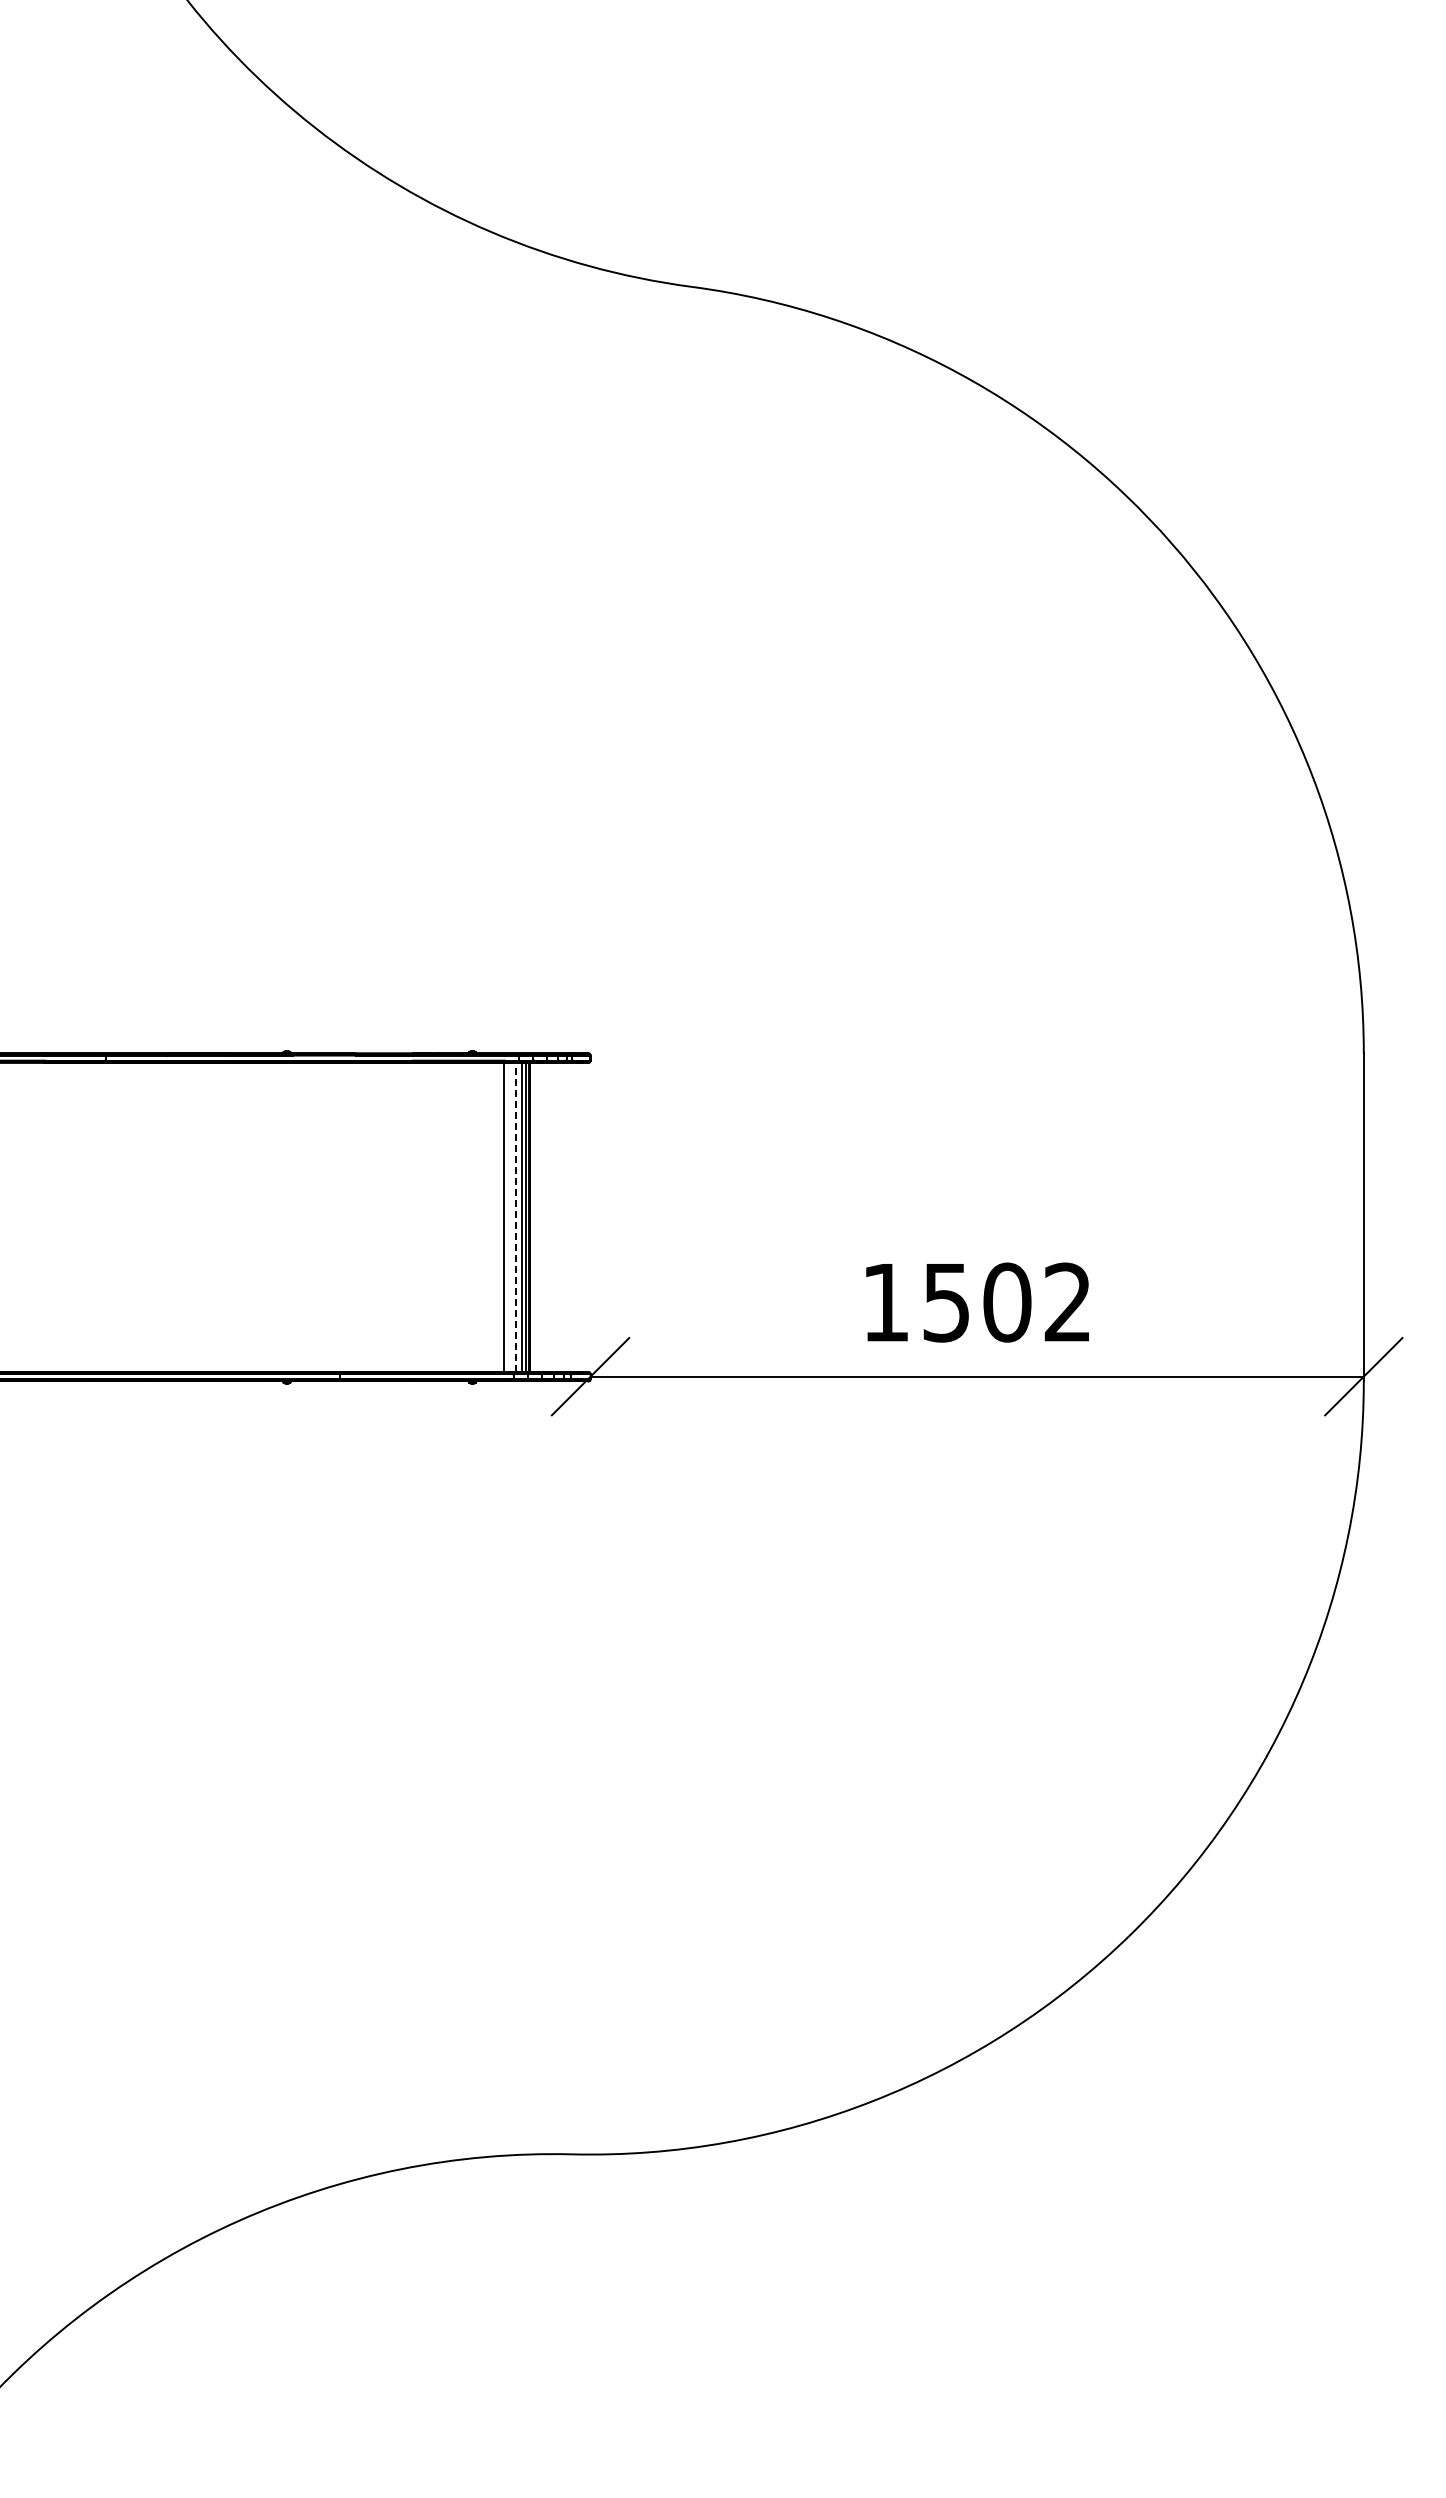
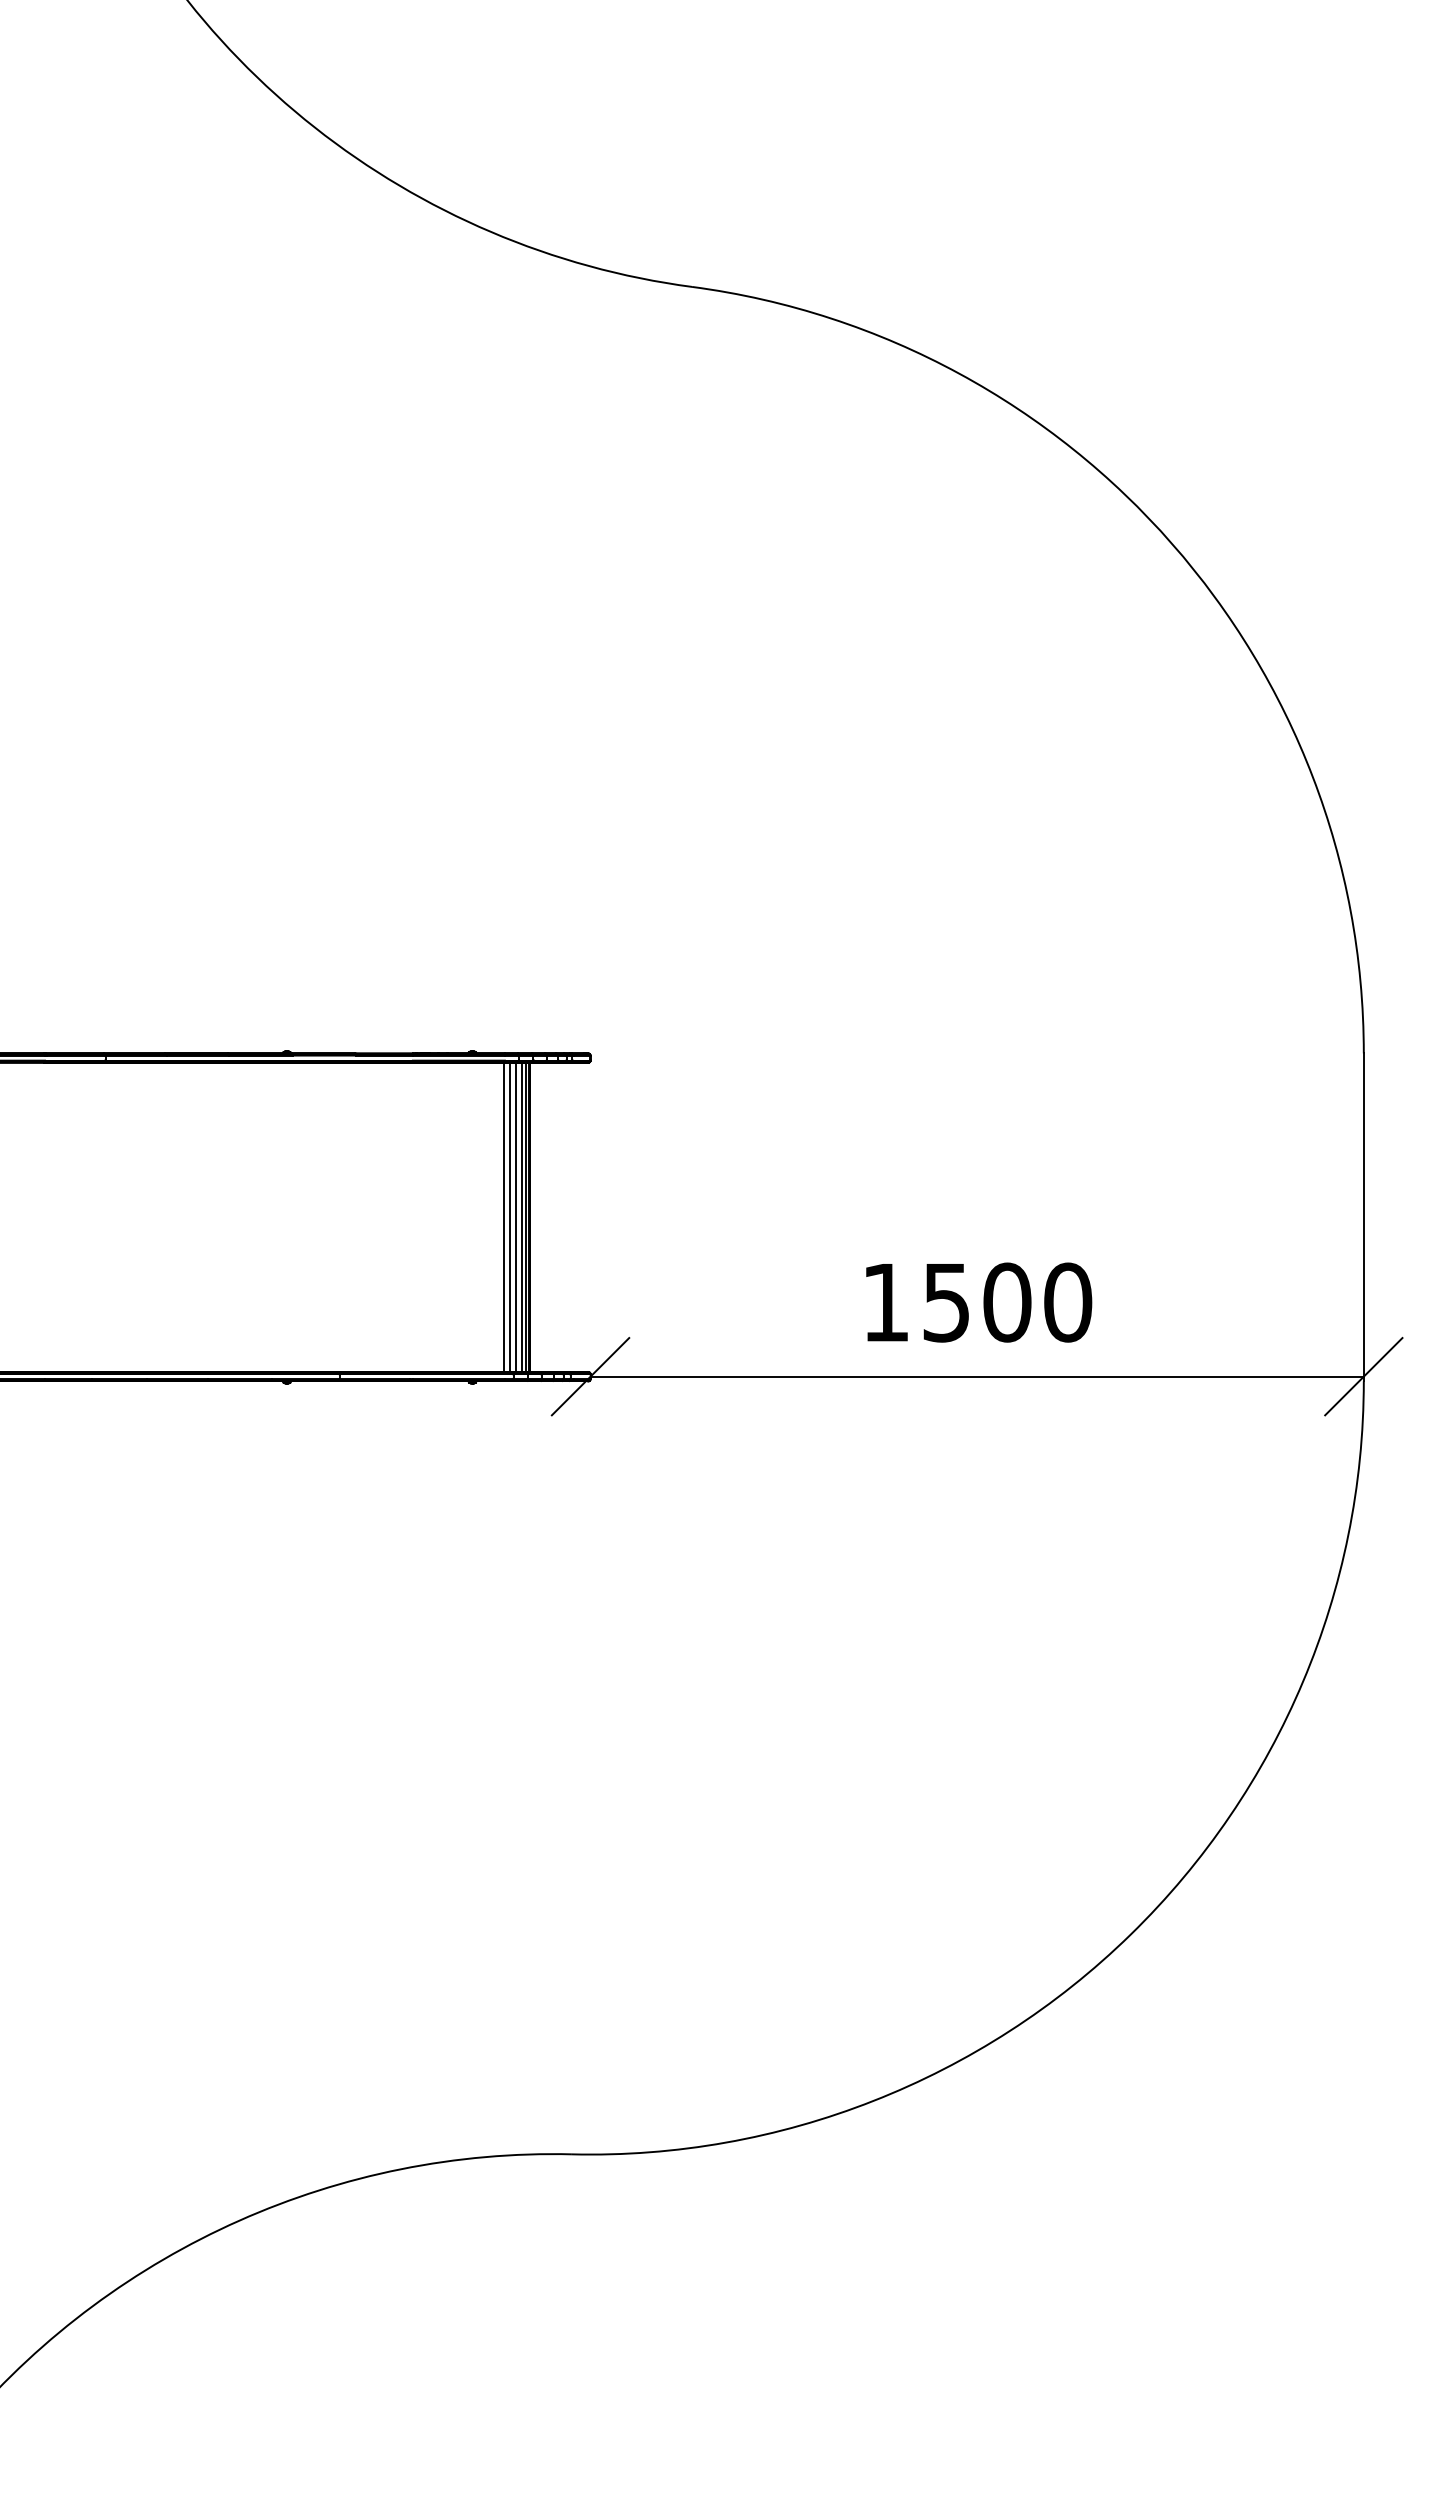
line: none -> present (510, 1217)
line: dashed -> solid (516, 1217)
text: 1502 -> 1500 (1068, 1302)
